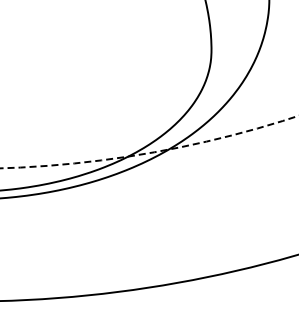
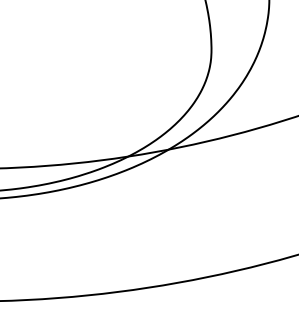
circle: dashed -> solid (149, 141)
